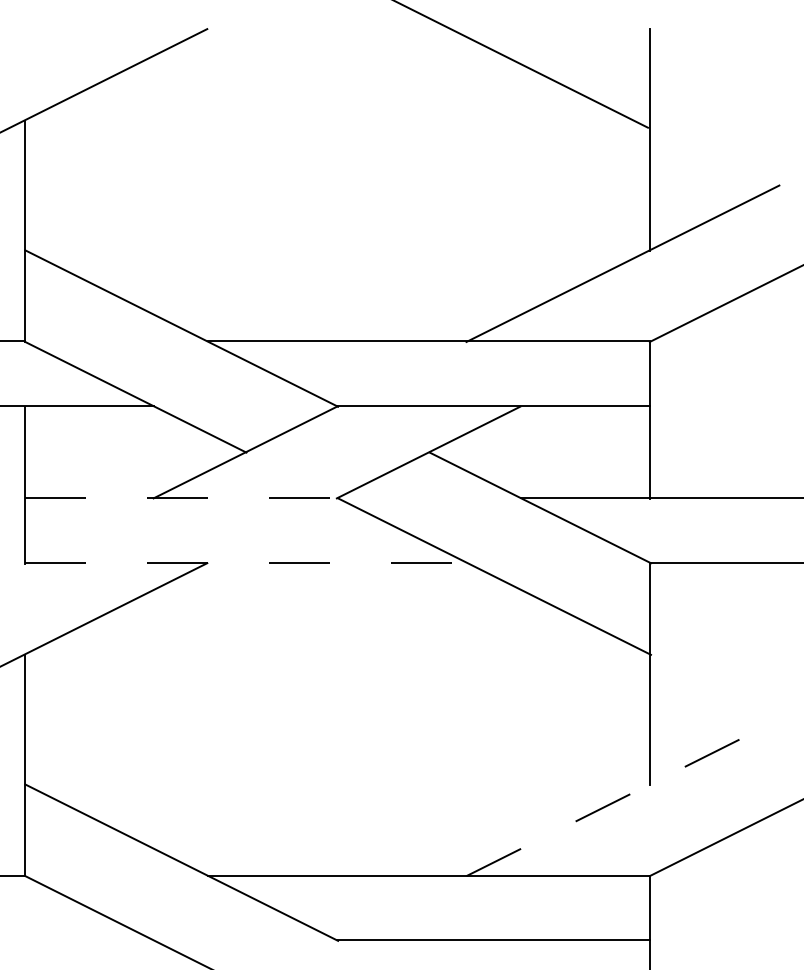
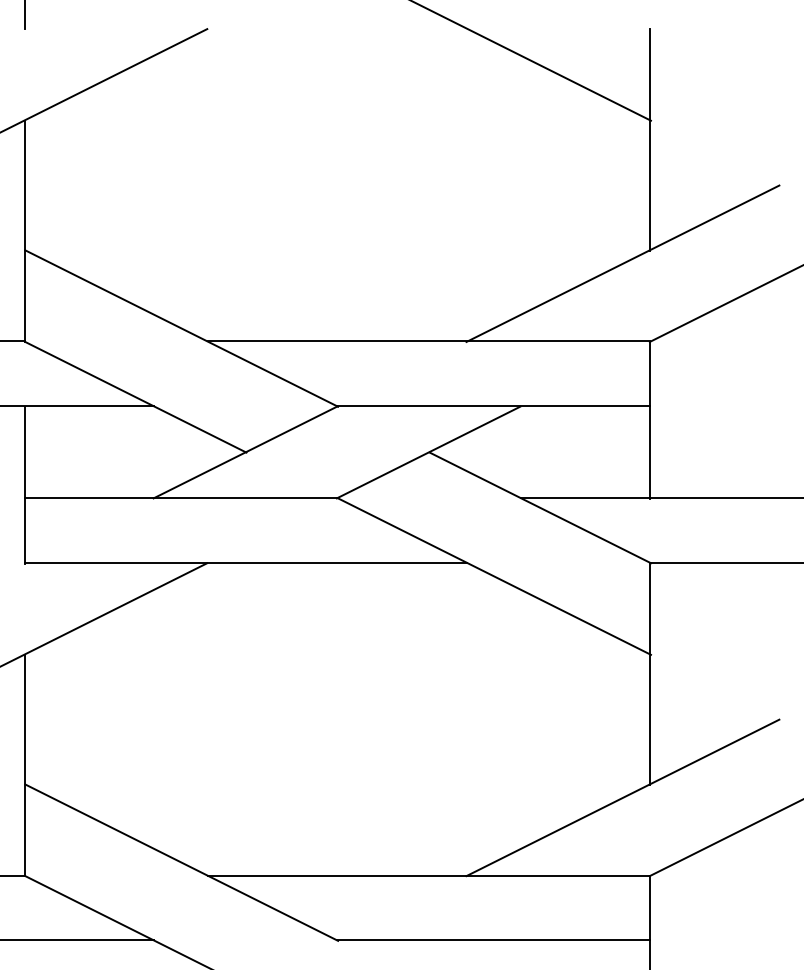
line: none -> present (24, 15)
line position: (522, 64) -> (532, 61) (532, 61)
line: dashed -> solid (181, 497)
line: dashed -> solid (246, 562)
line: dashed -> solid (622, 797)
line: none -> present (78, 940)
